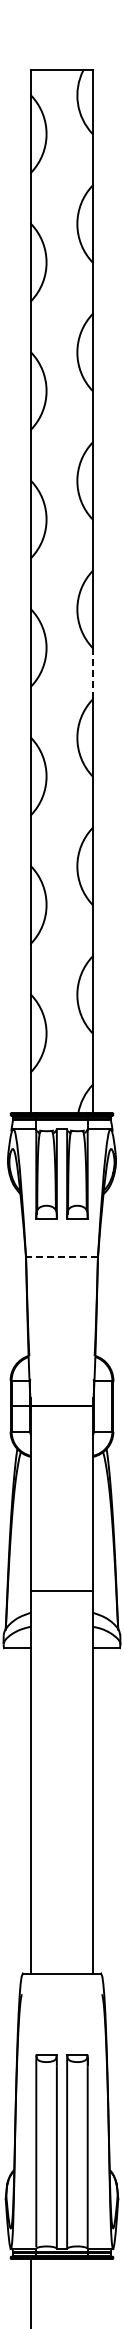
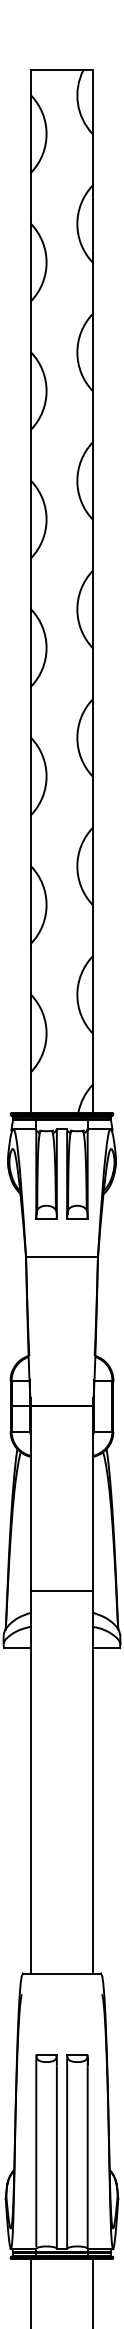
line: dashed -> solid (92, 673)
line: dashed -> solid (62, 1257)
line: none -> present (92, 2292)
